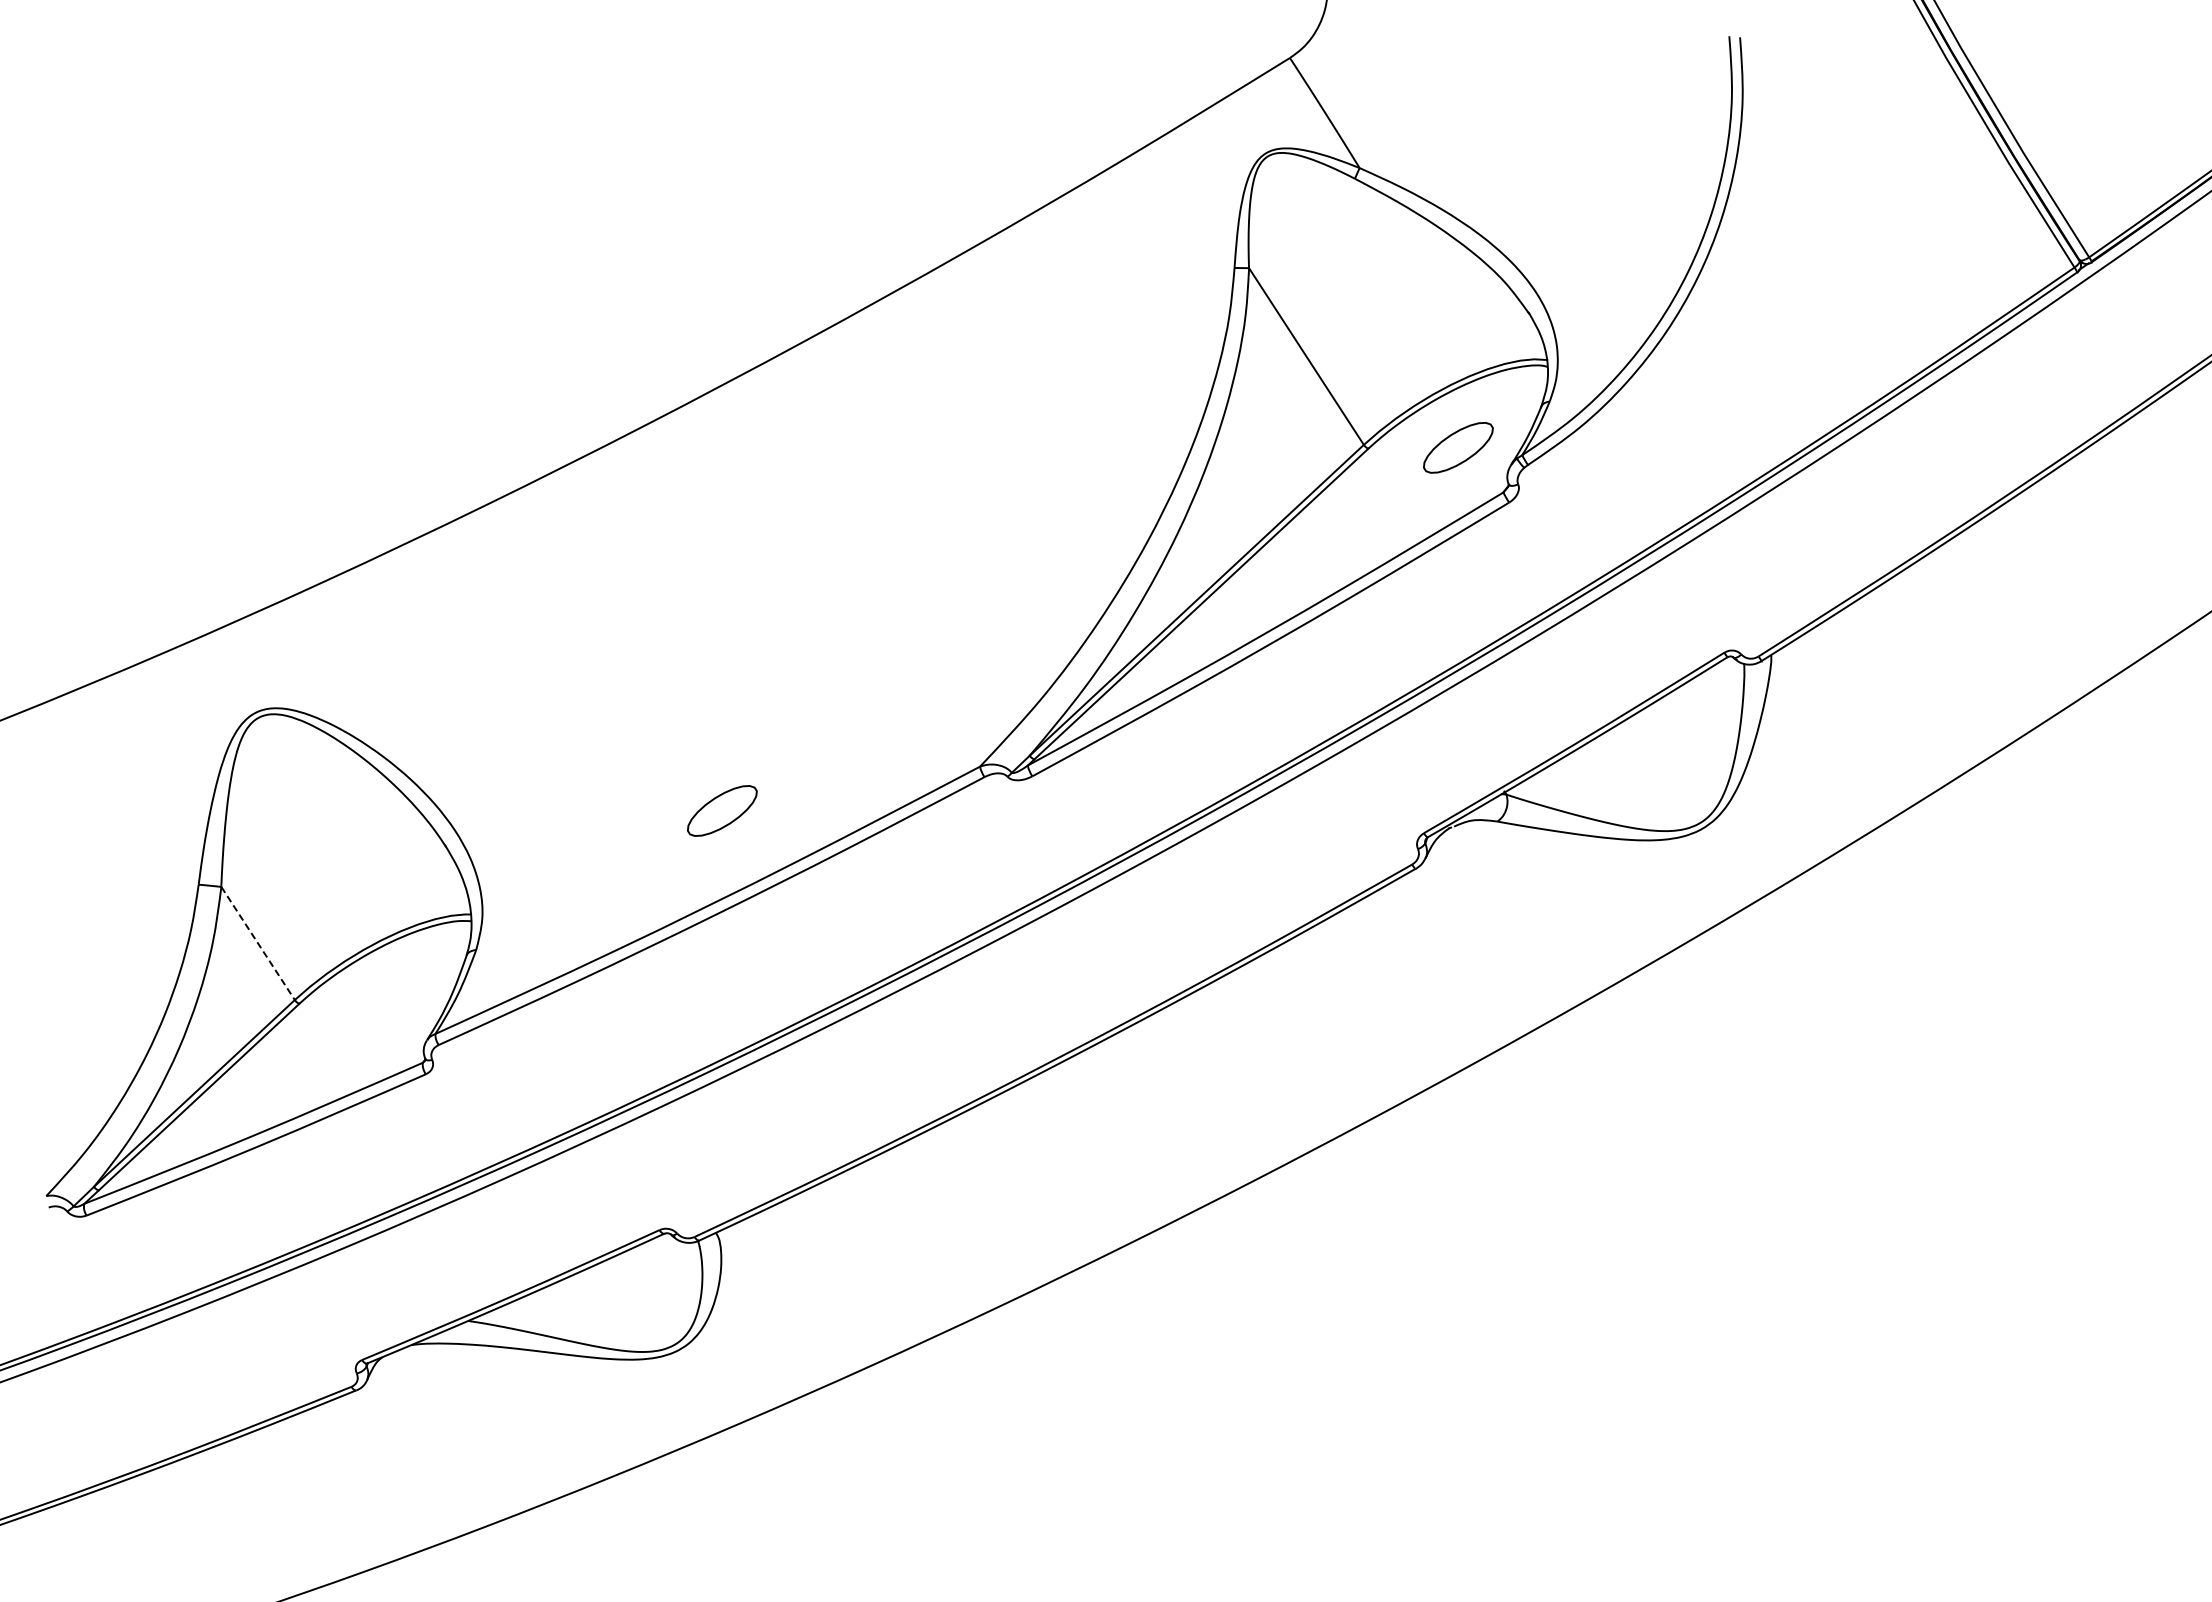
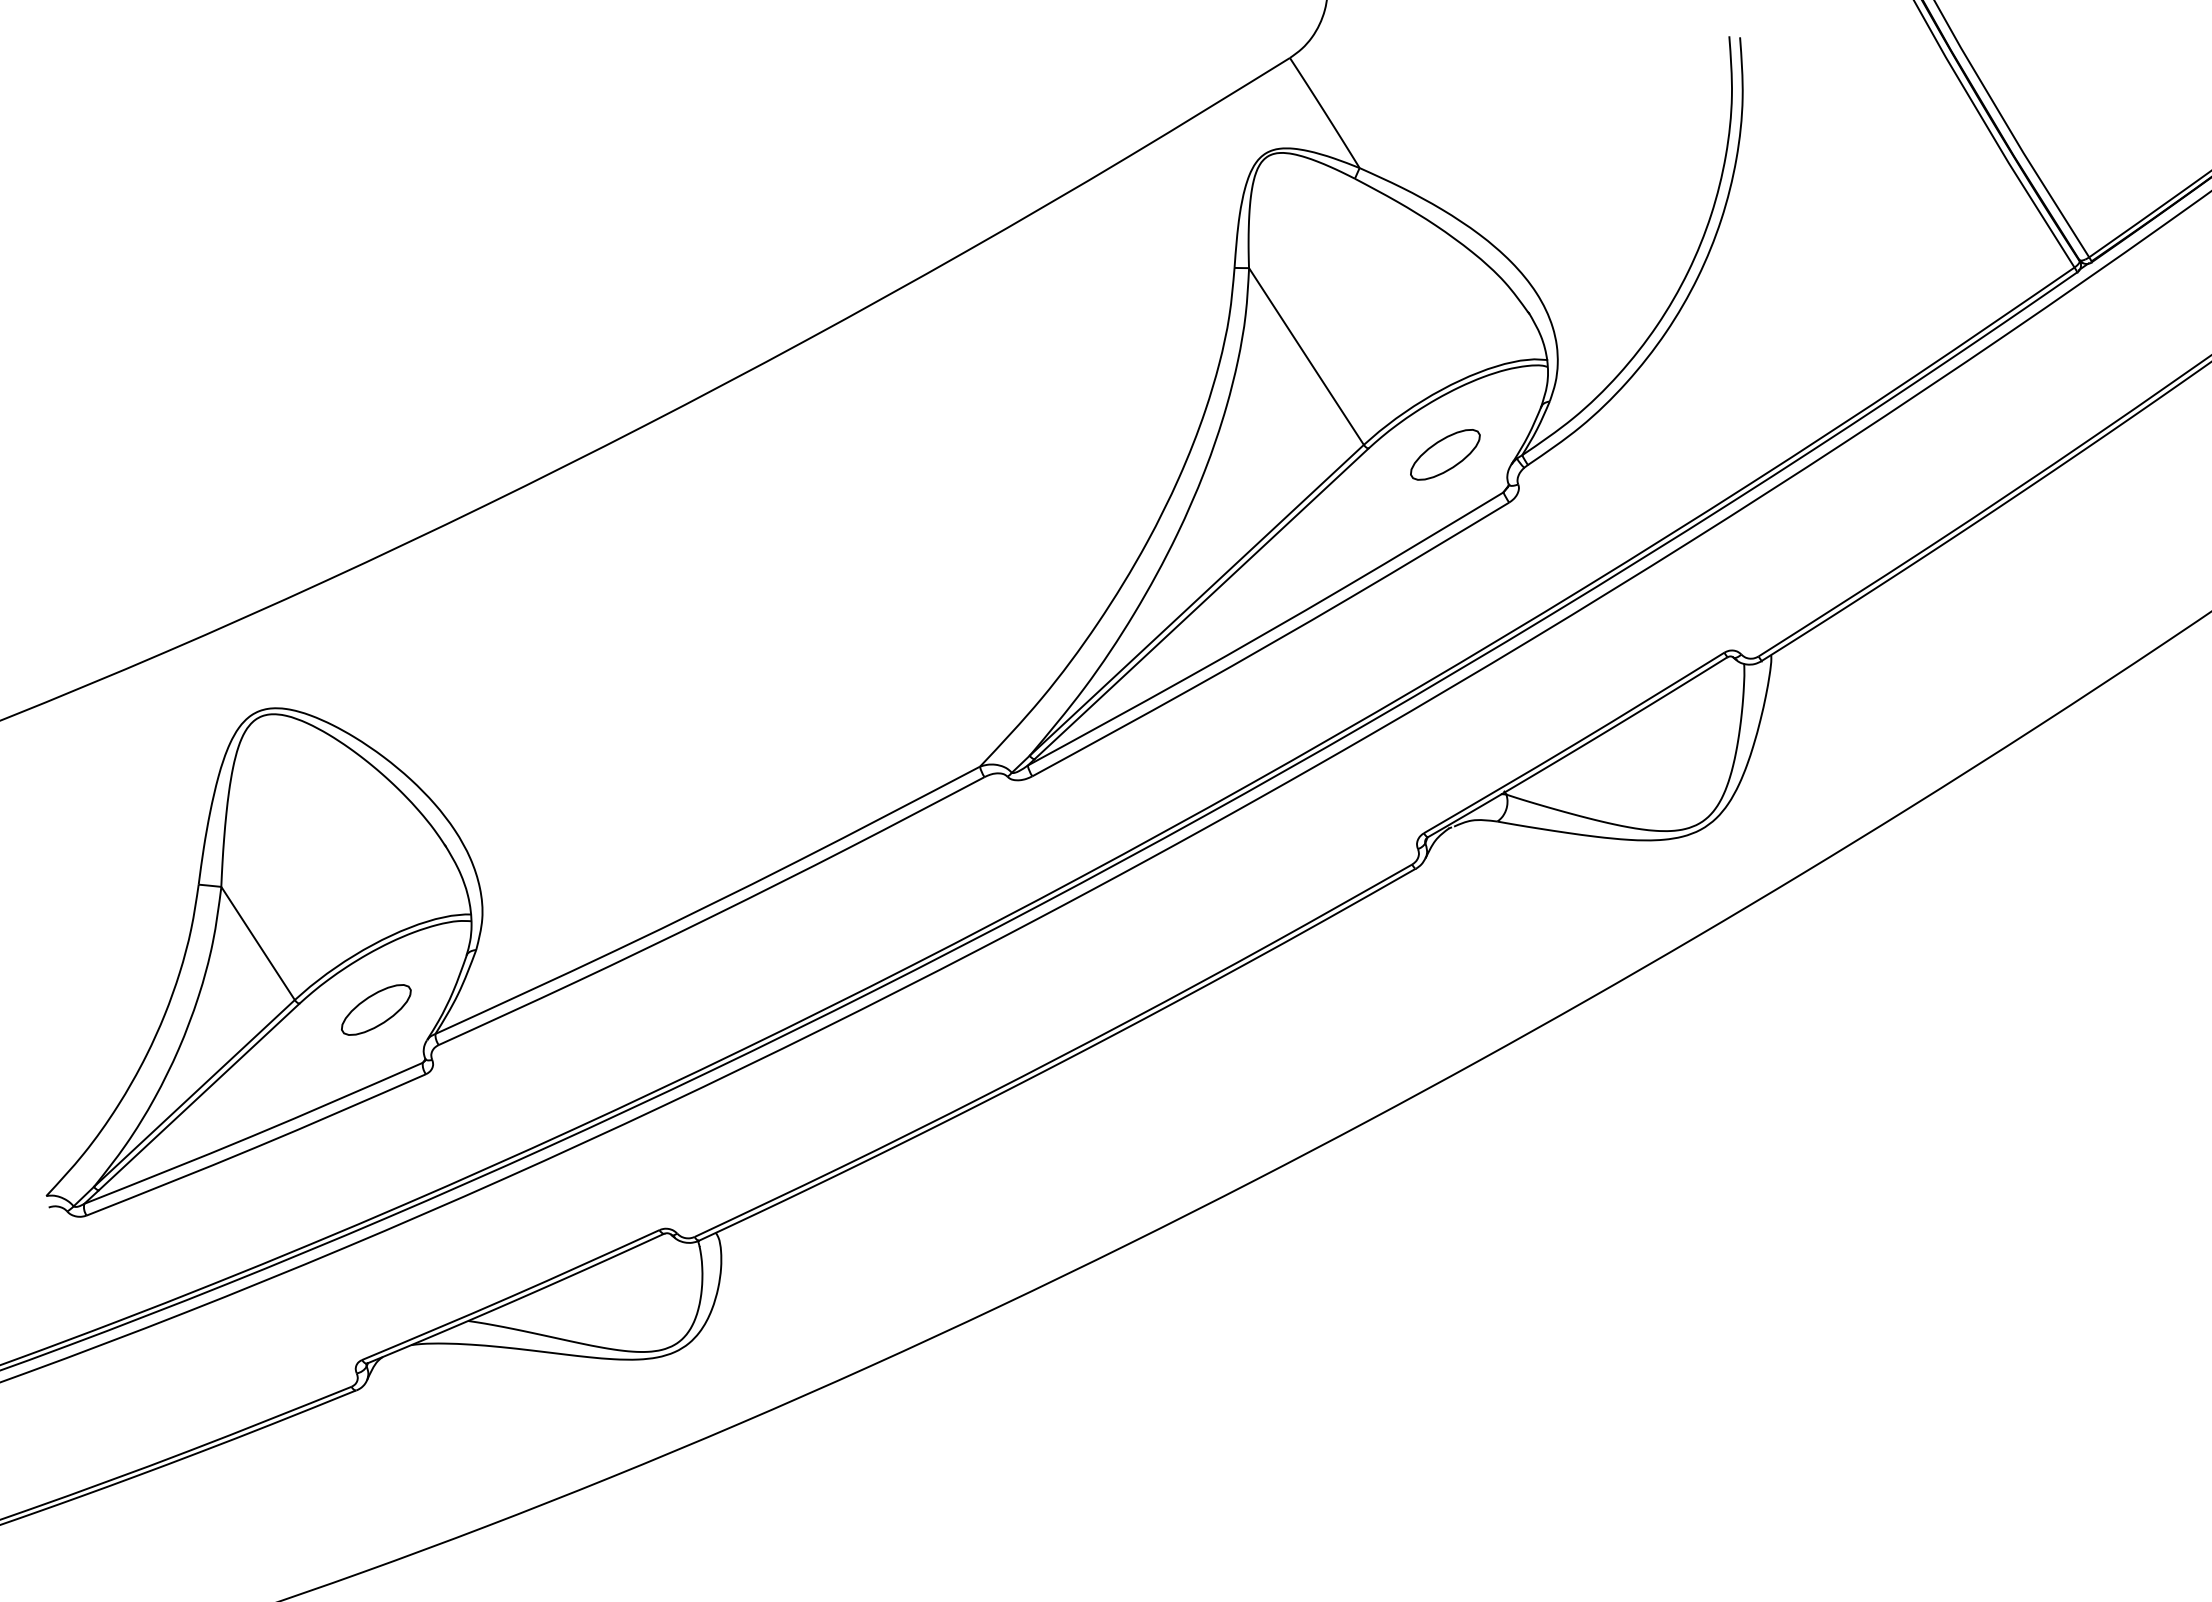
part position: (1458, 447) -> (1445, 454) (1445, 454)
part position: (722, 810) -> (376, 1009) (376, 1009)
line: dashed -> solid (258, 943)
